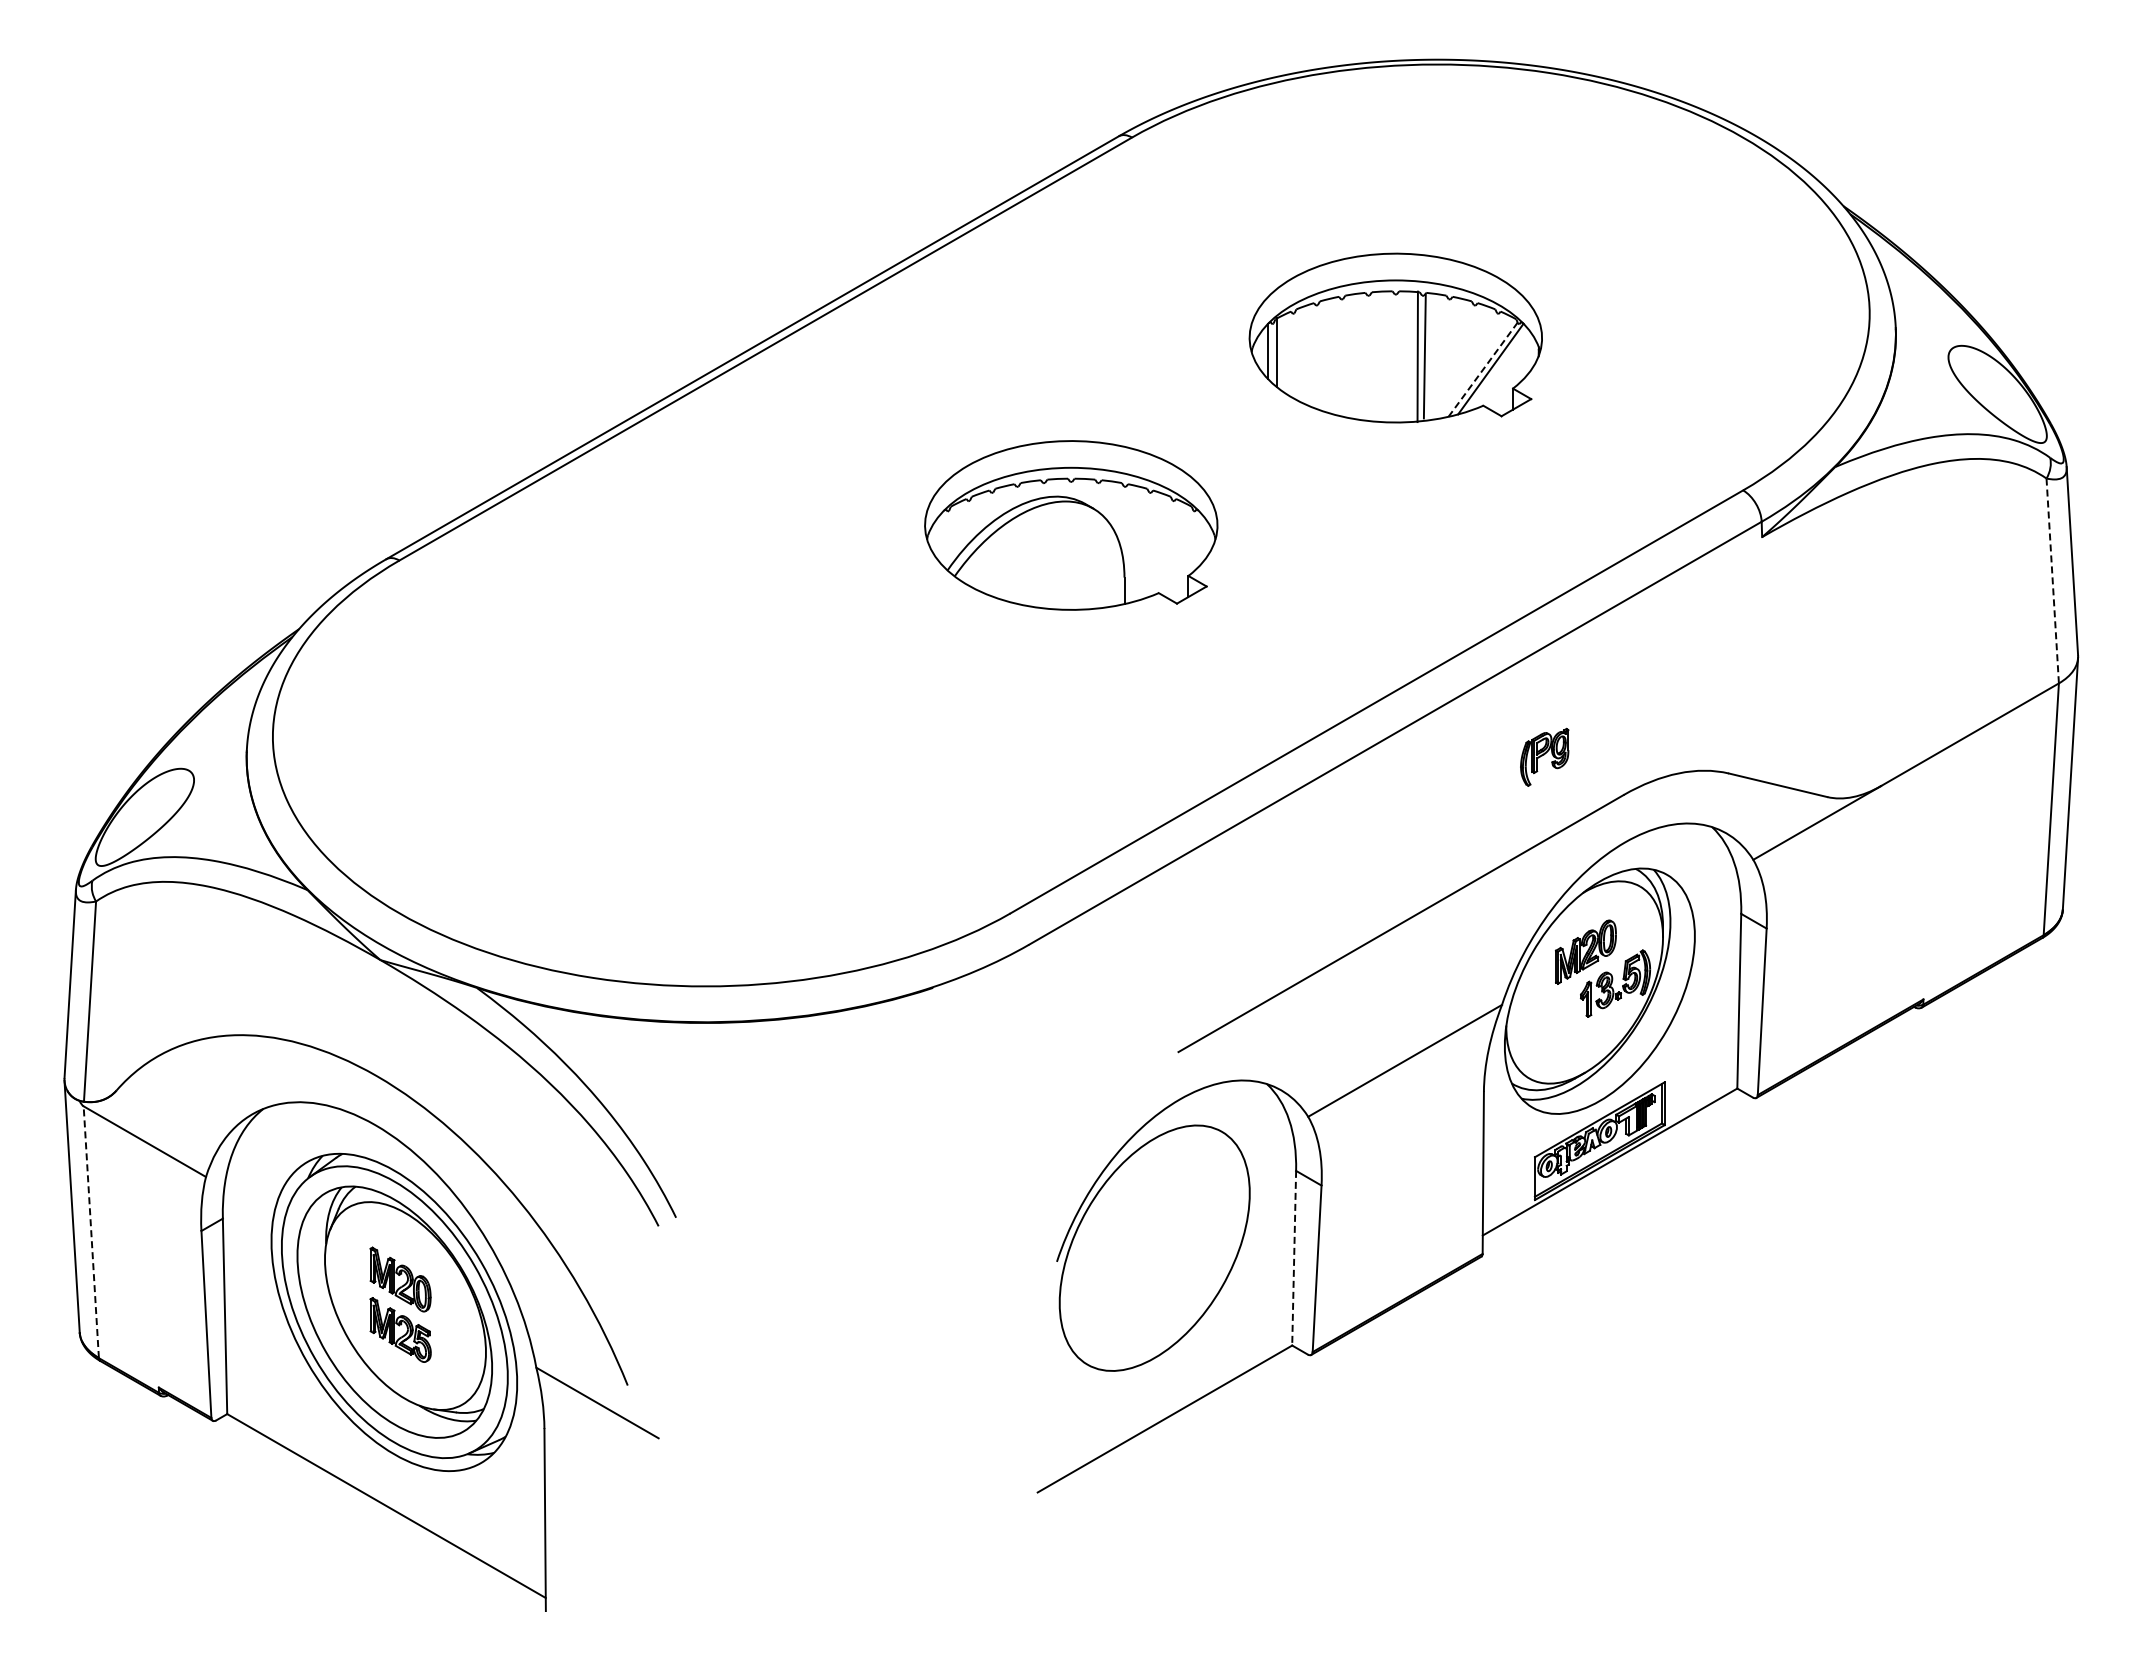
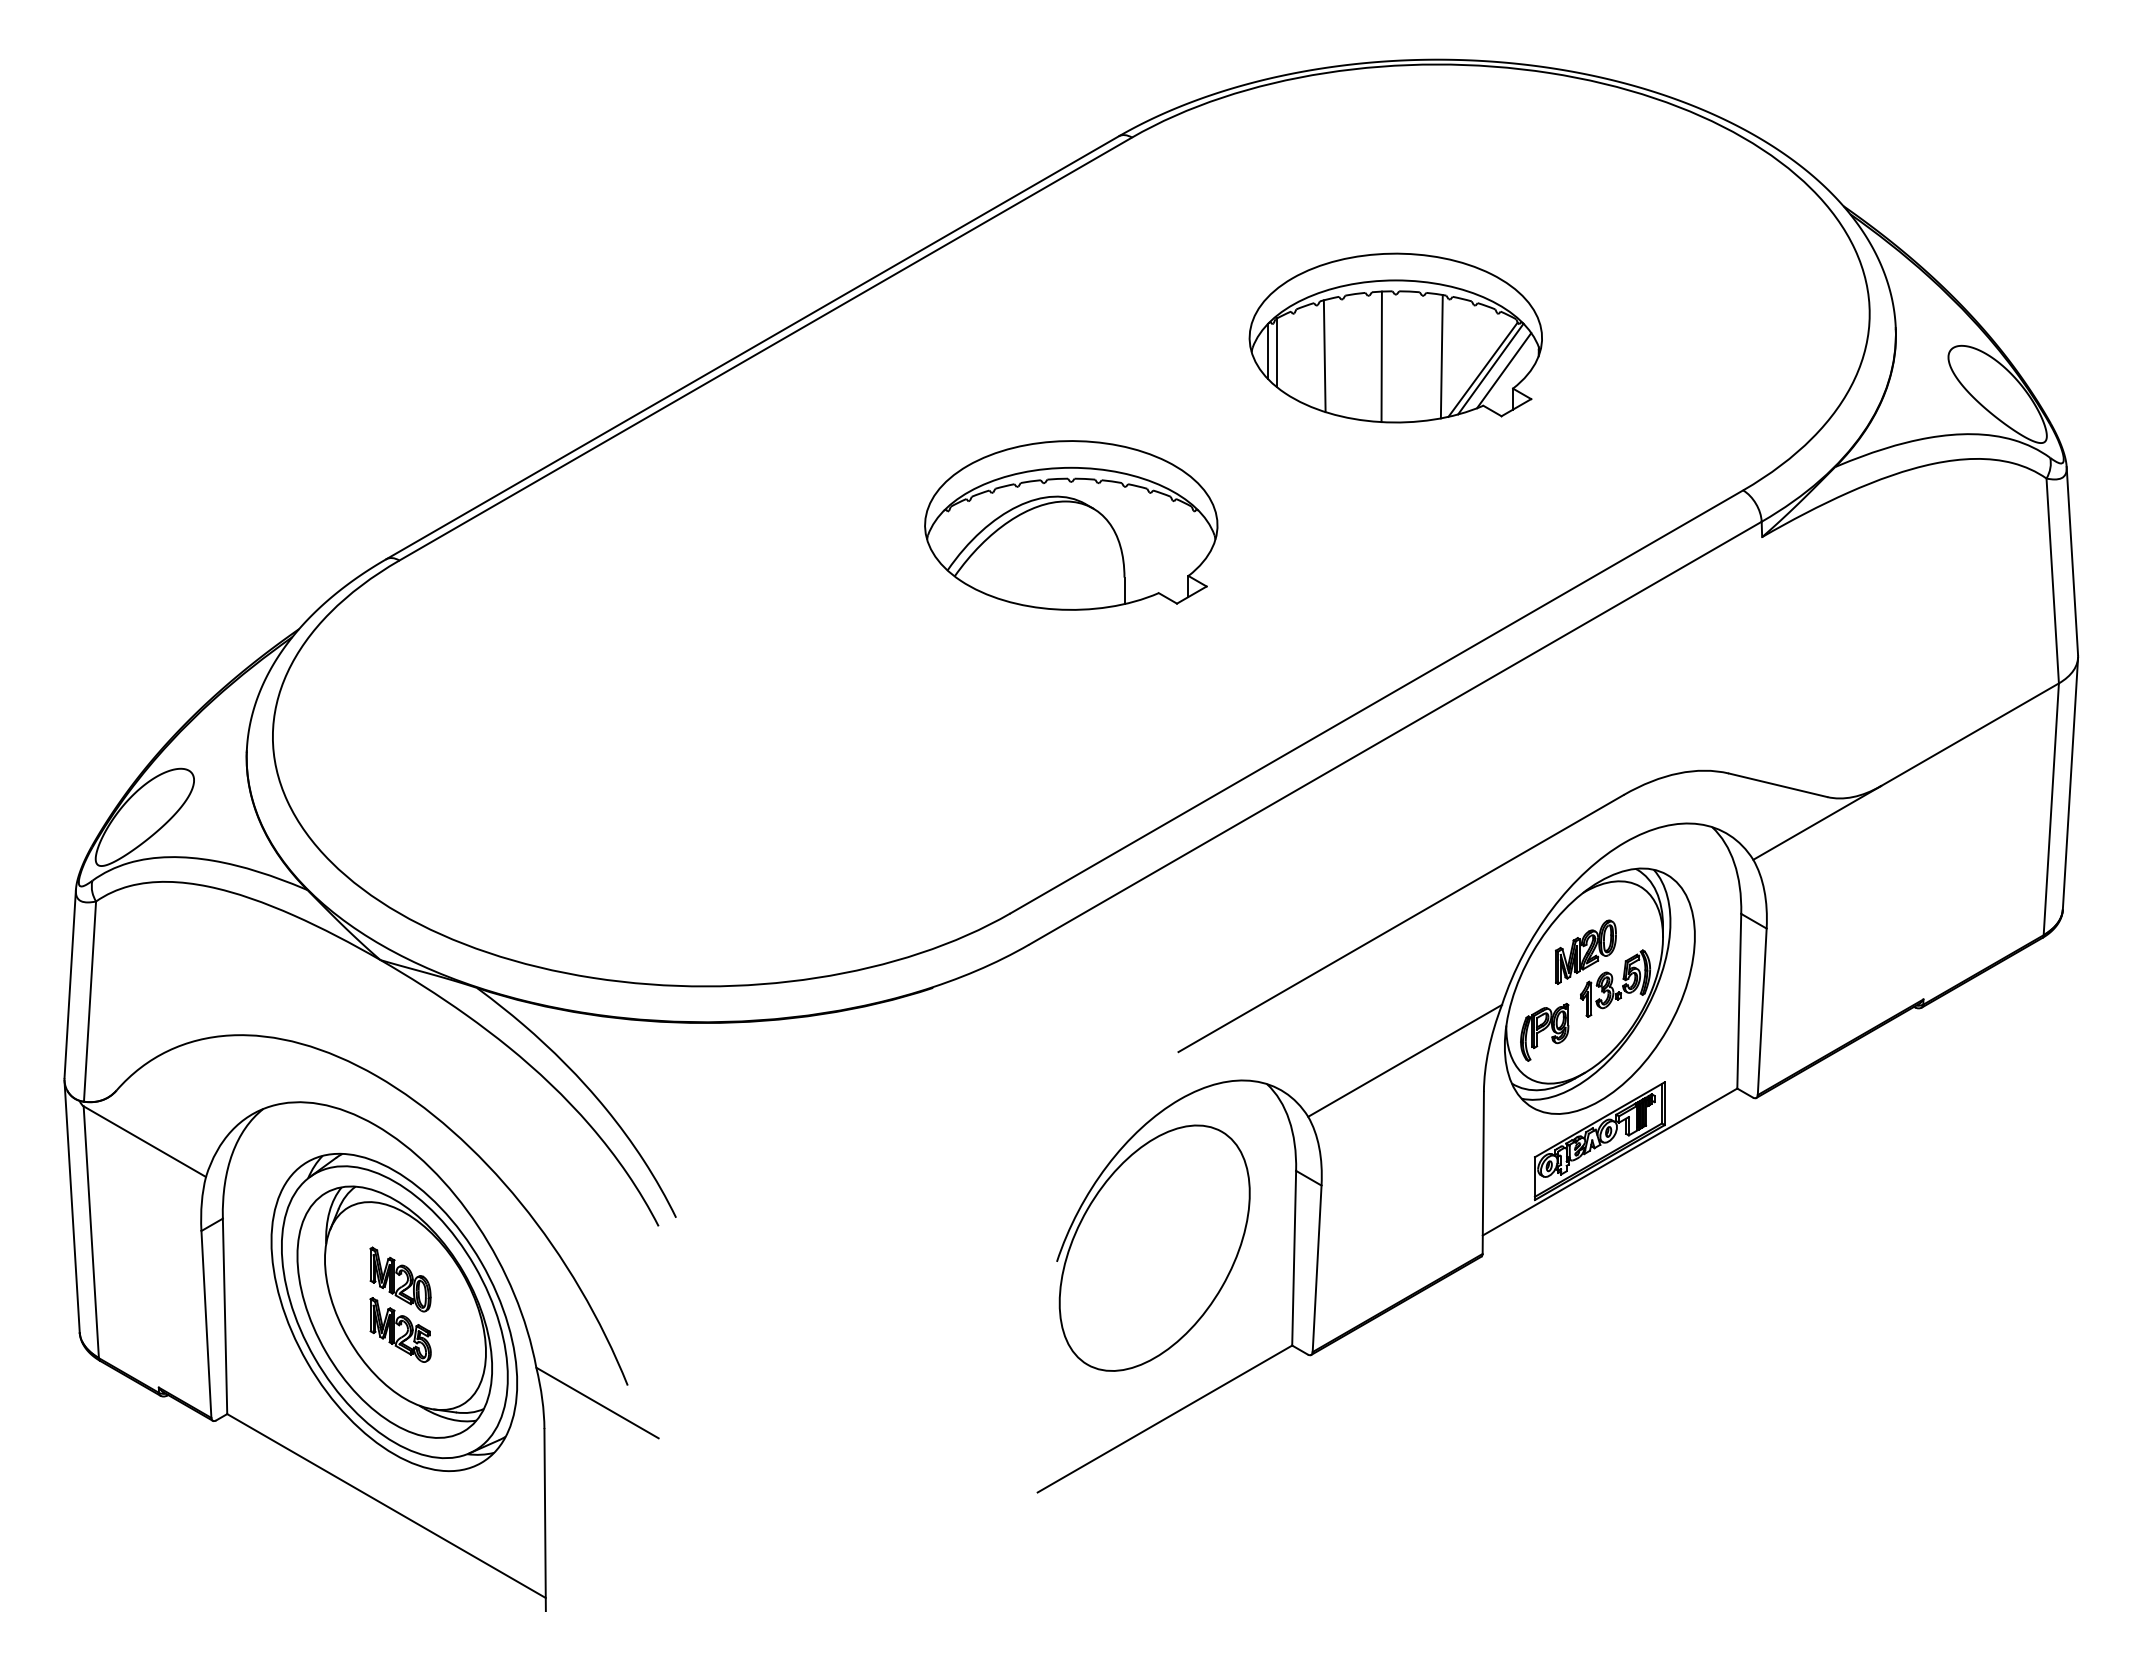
line: none -> present (1324, 356)
line position: (1417, 356) -> (1381, 356) (1381, 356)
line position: (1424, 356) -> (1441, 356) (1441, 356)
line: dashed -> solid (1483, 369)
line: none -> present (1504, 370)
line: dashed -> solid (2052, 580)
part position: (1544, 756) -> (1544, 1031) (1544, 1031)
line: dashed -> solid (91, 1231)
line: dashed -> solid (1294, 1258)
